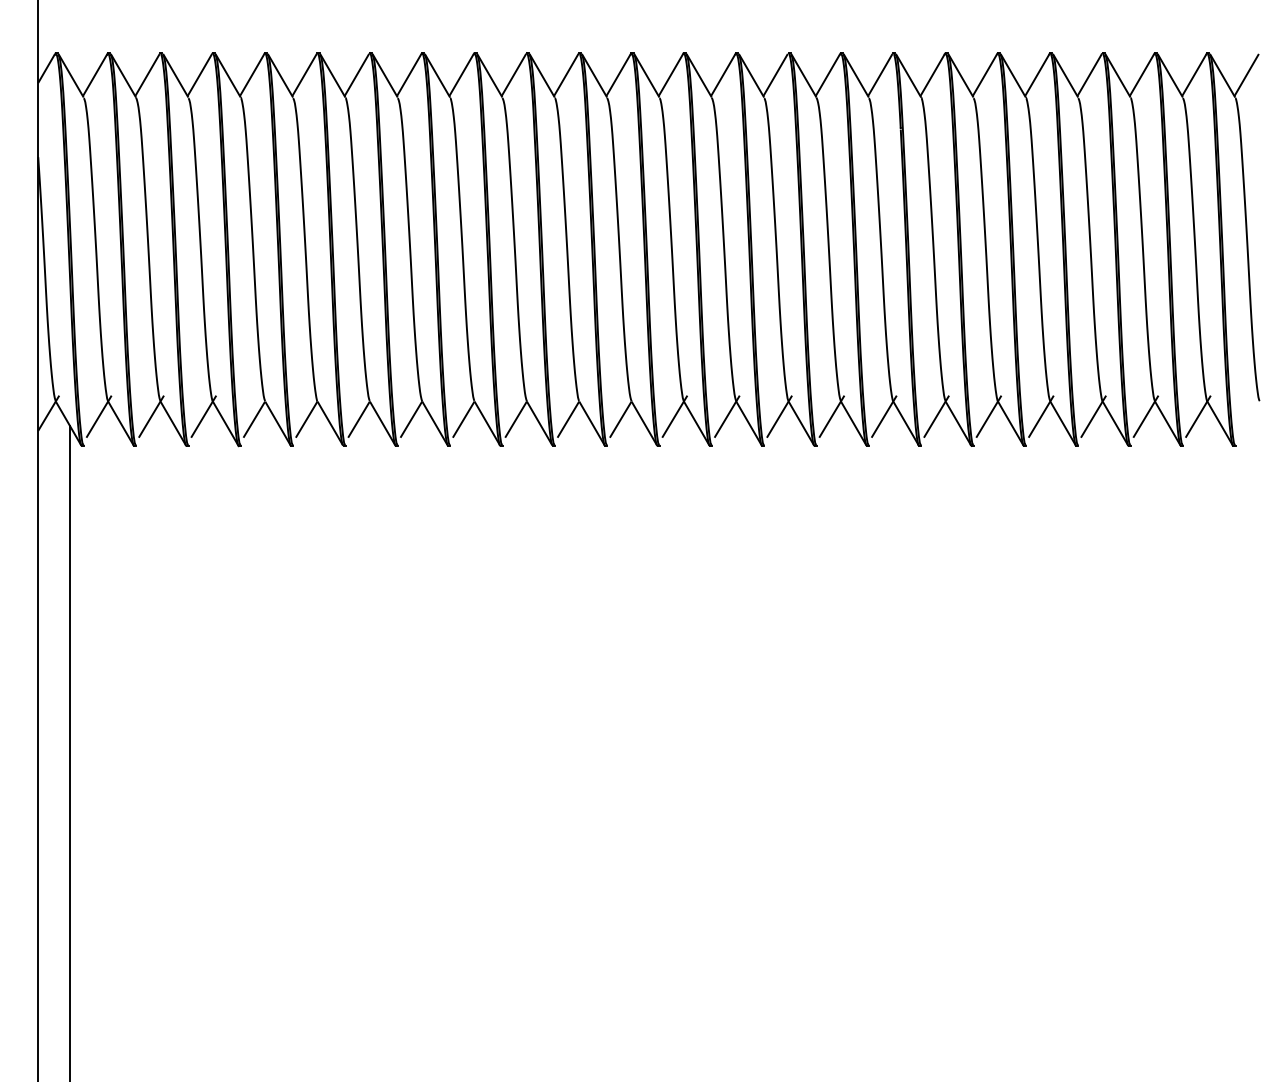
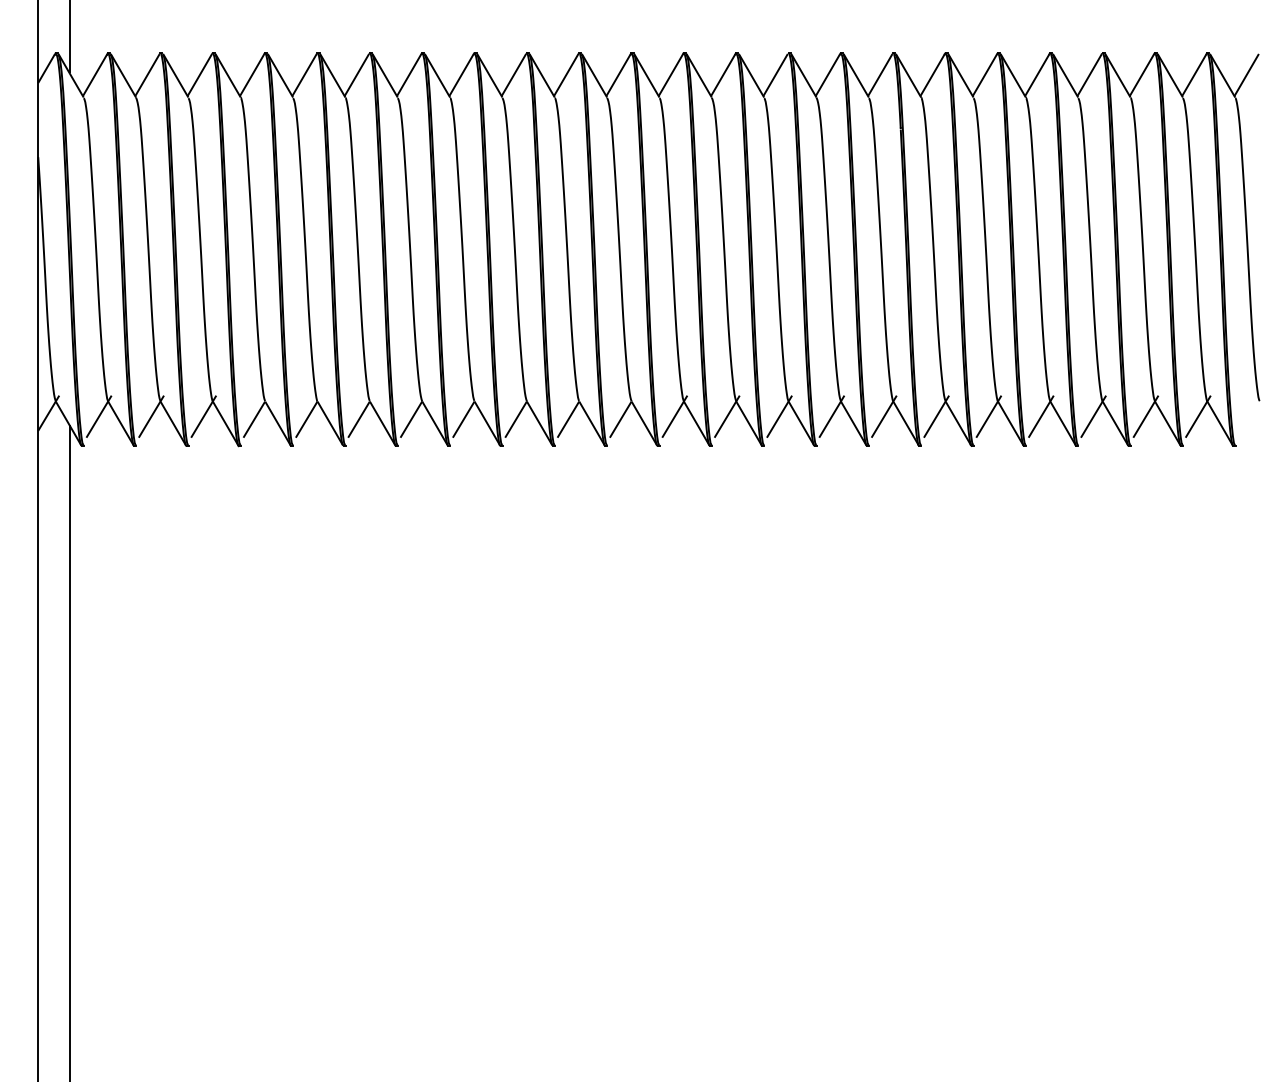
line: none -> present (69, 37)
